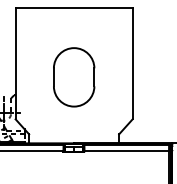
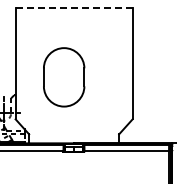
line: solid -> dashed (73, 8)
part position: (74, 77) -> (64, 77) (64, 77)
